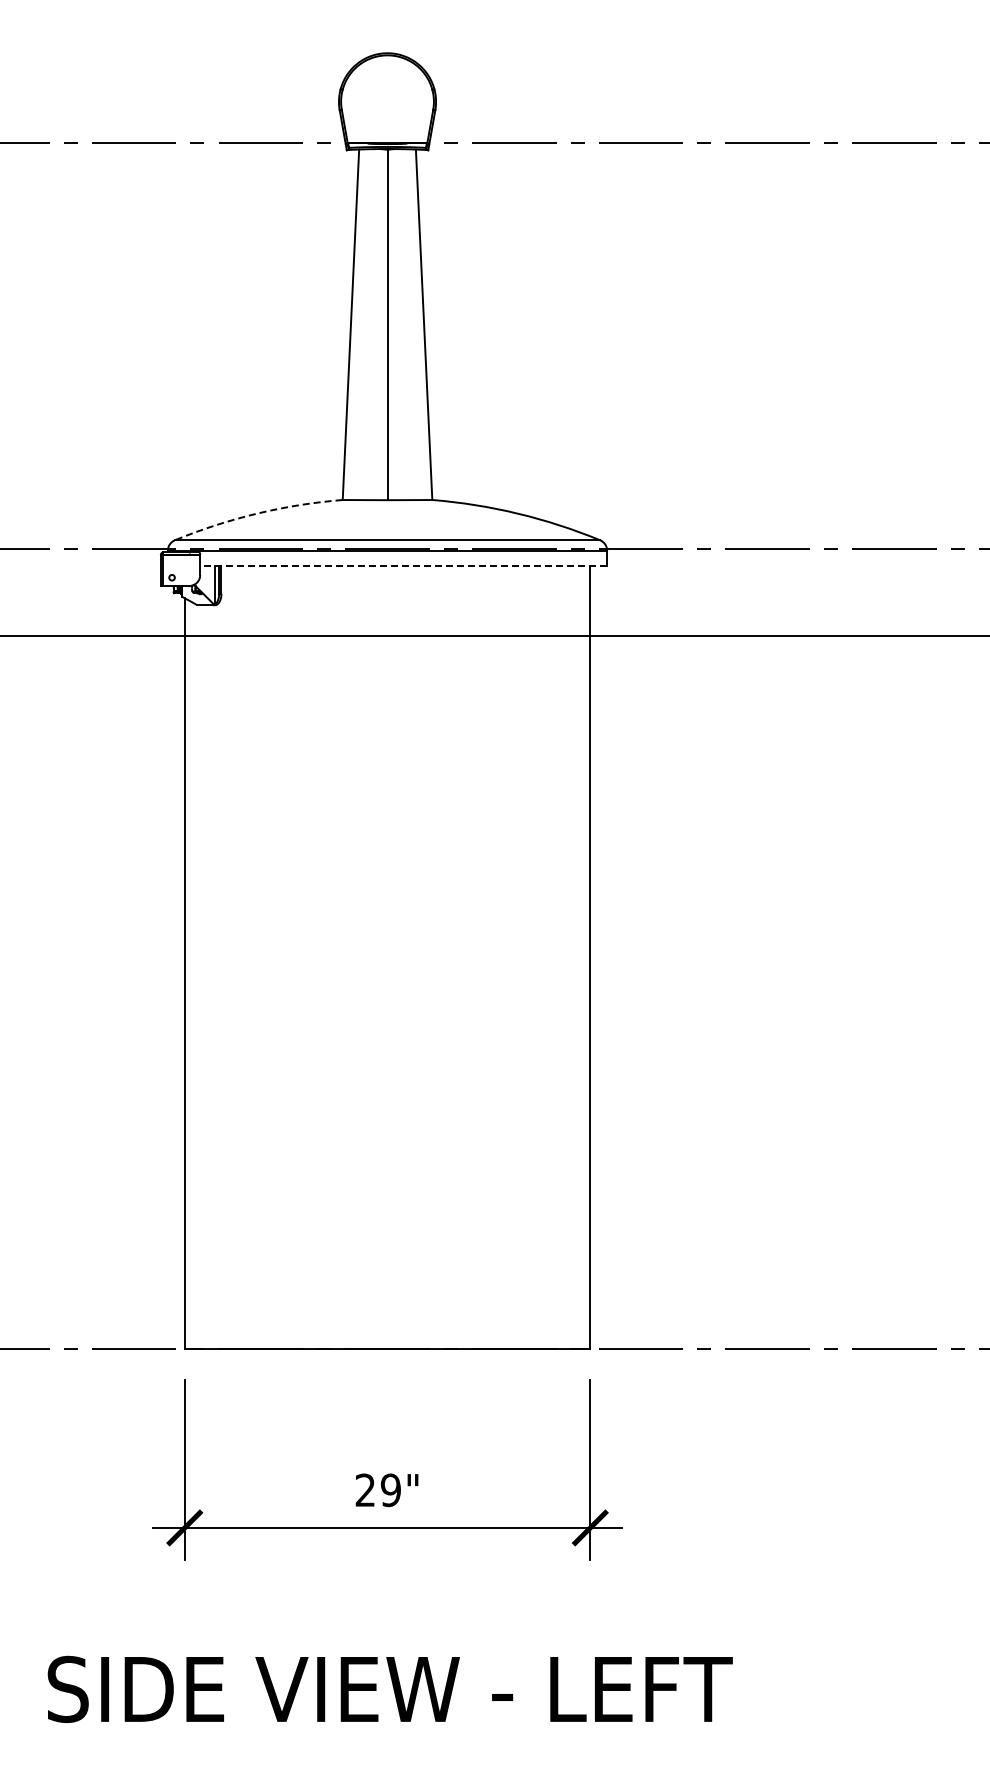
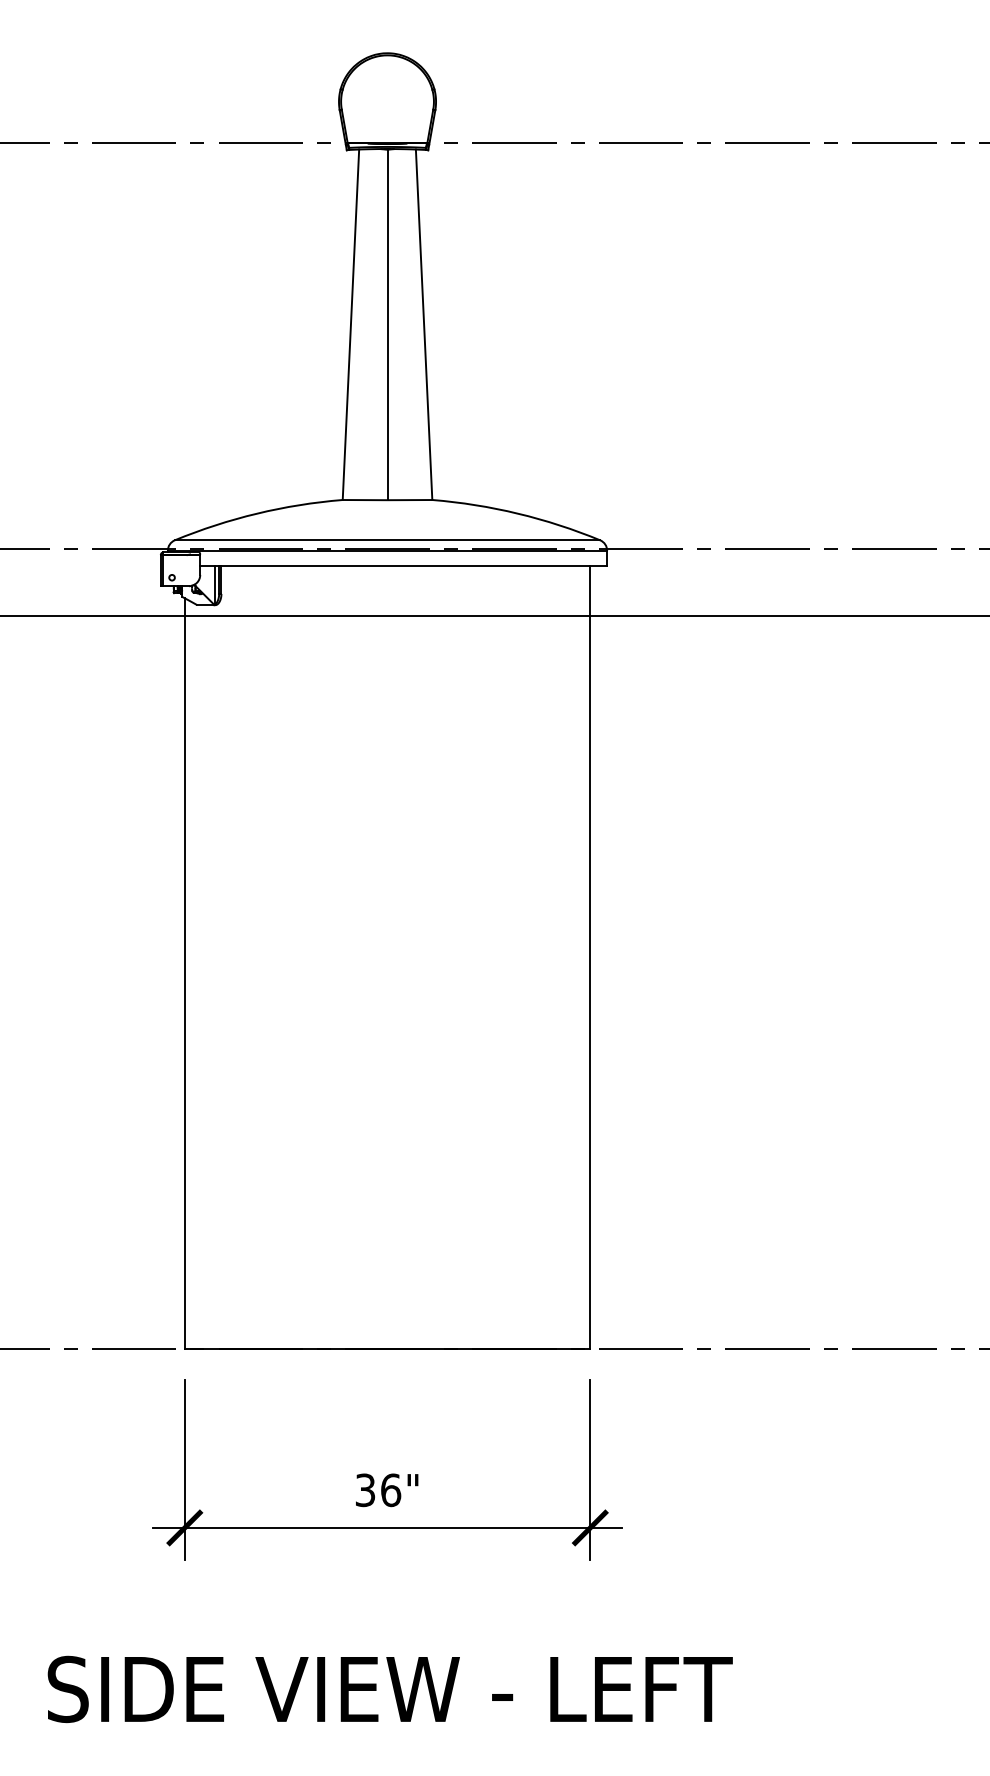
arc: dashed -> solid (257, 513)
line: dashed -> solid (403, 565)
line position: (494, 636) -> (494, 616) (494, 616)
text: 29" -> 36" (378, 1490)
